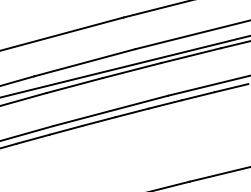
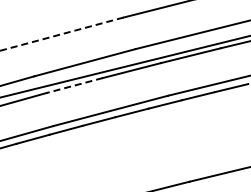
line: solid -> dashed (62, 34)
line: solid -> dashed (74, 85)
